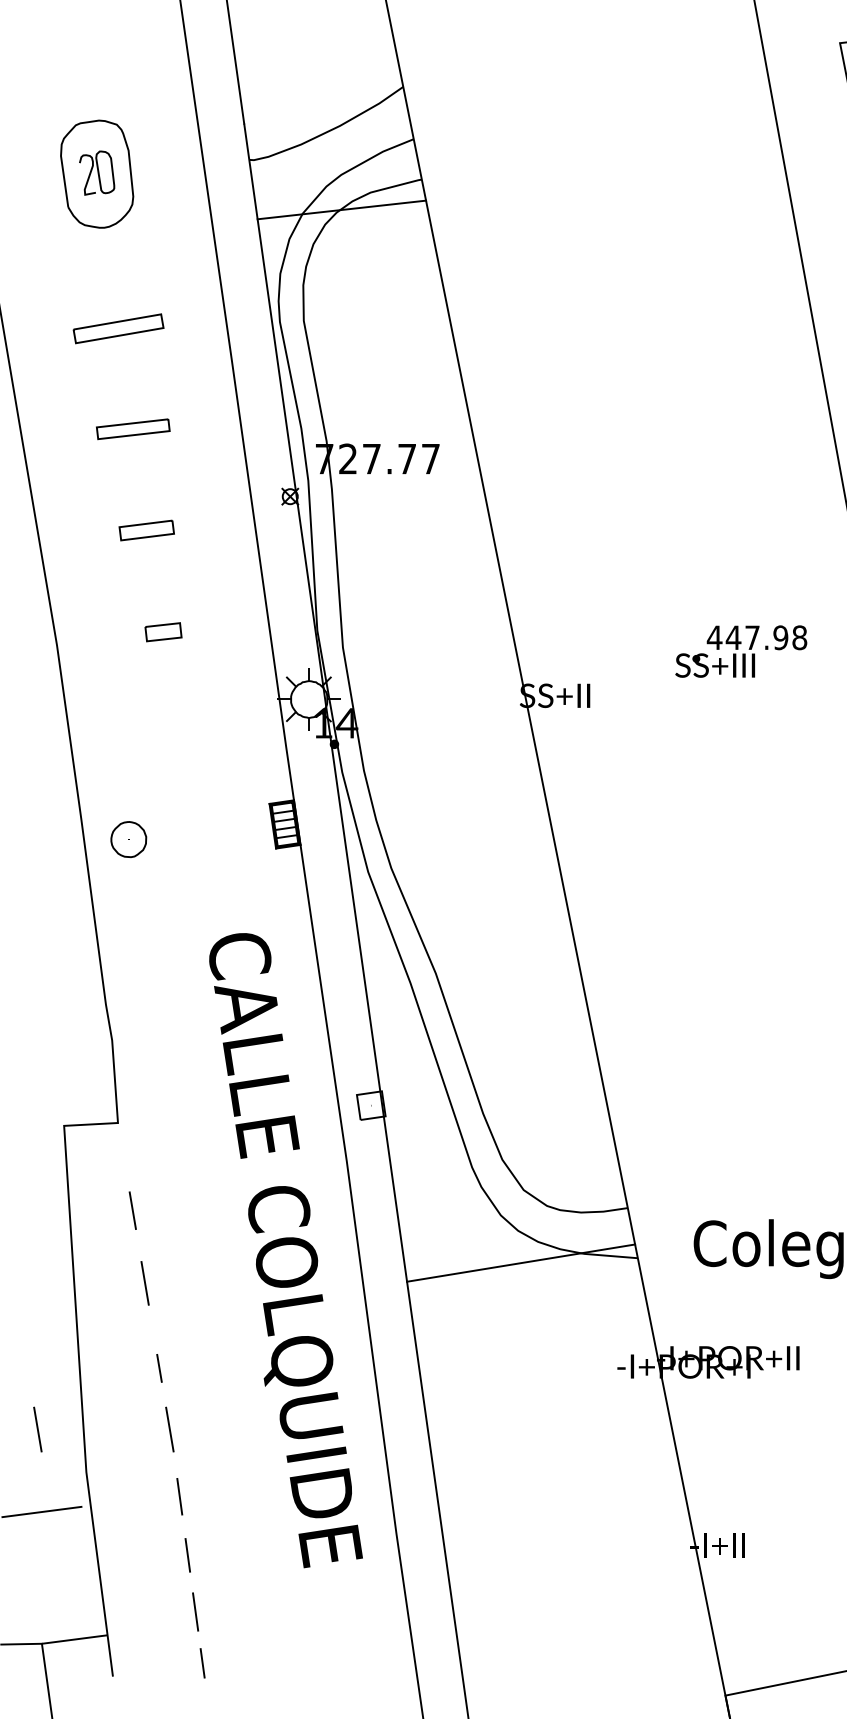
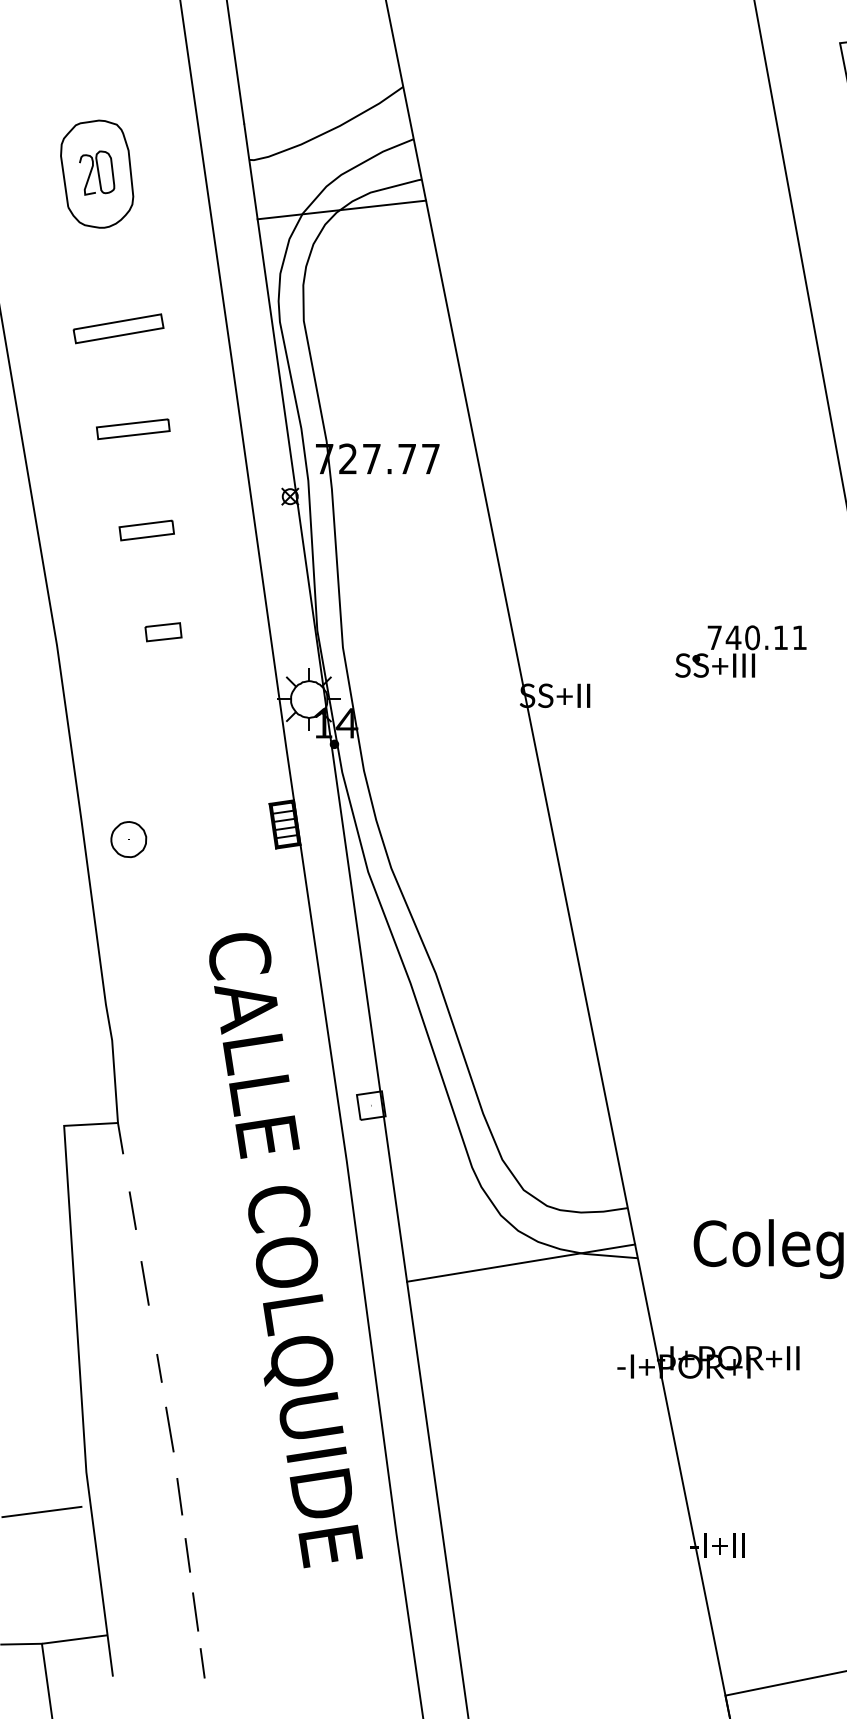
text: 447.98 -> 740.11 (756, 637)
line: none -> present (120, 1138)
line: present -> none (37, 1429)
